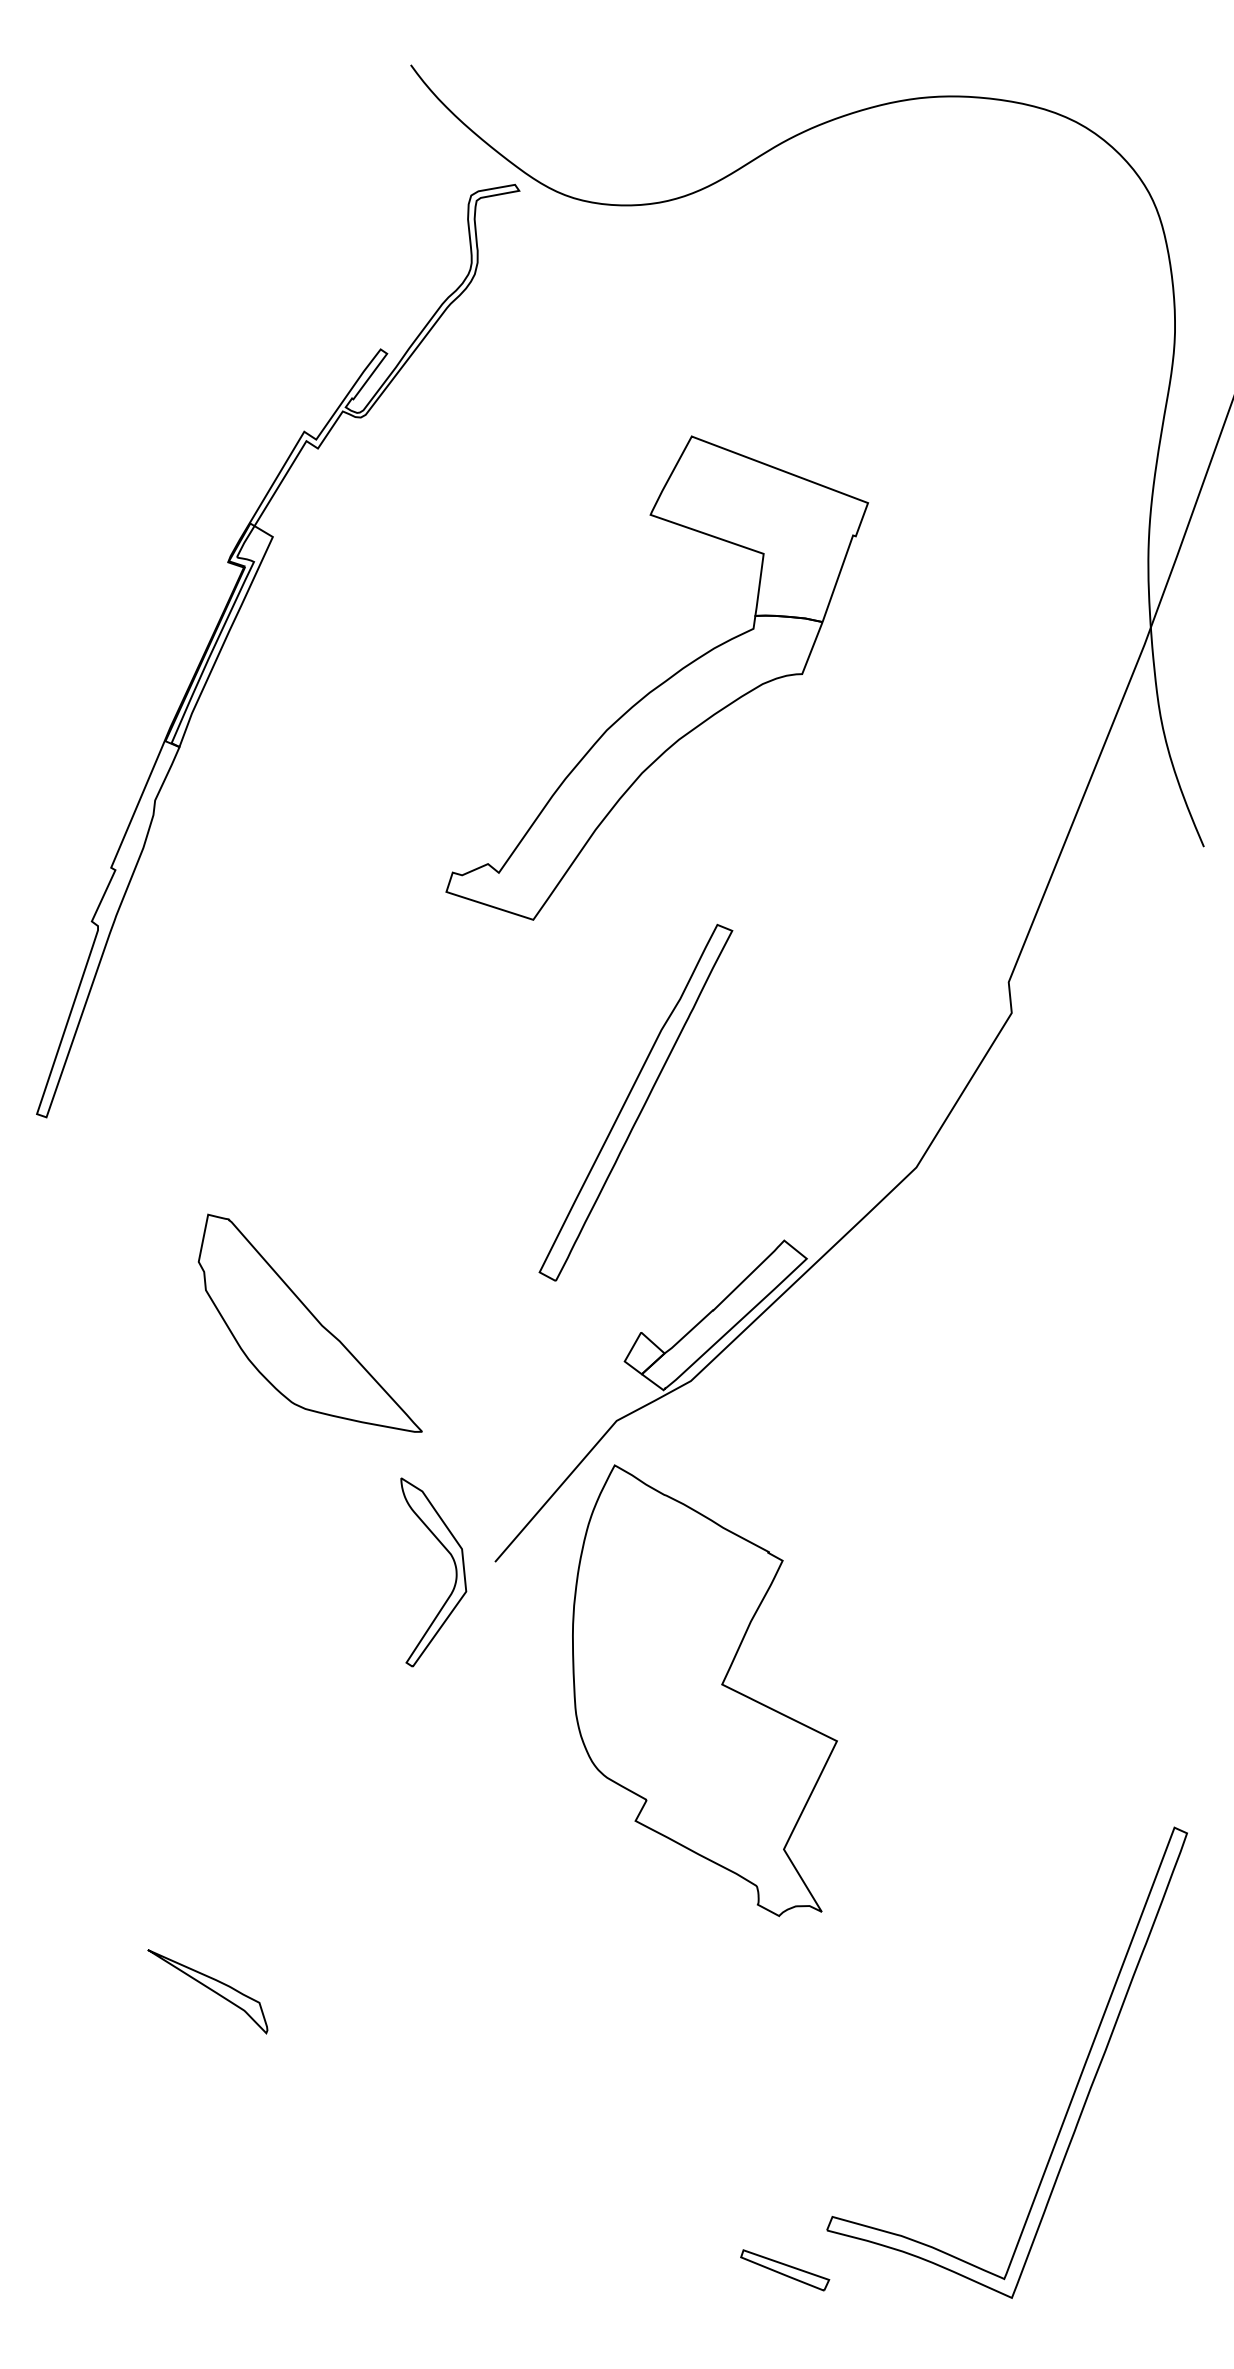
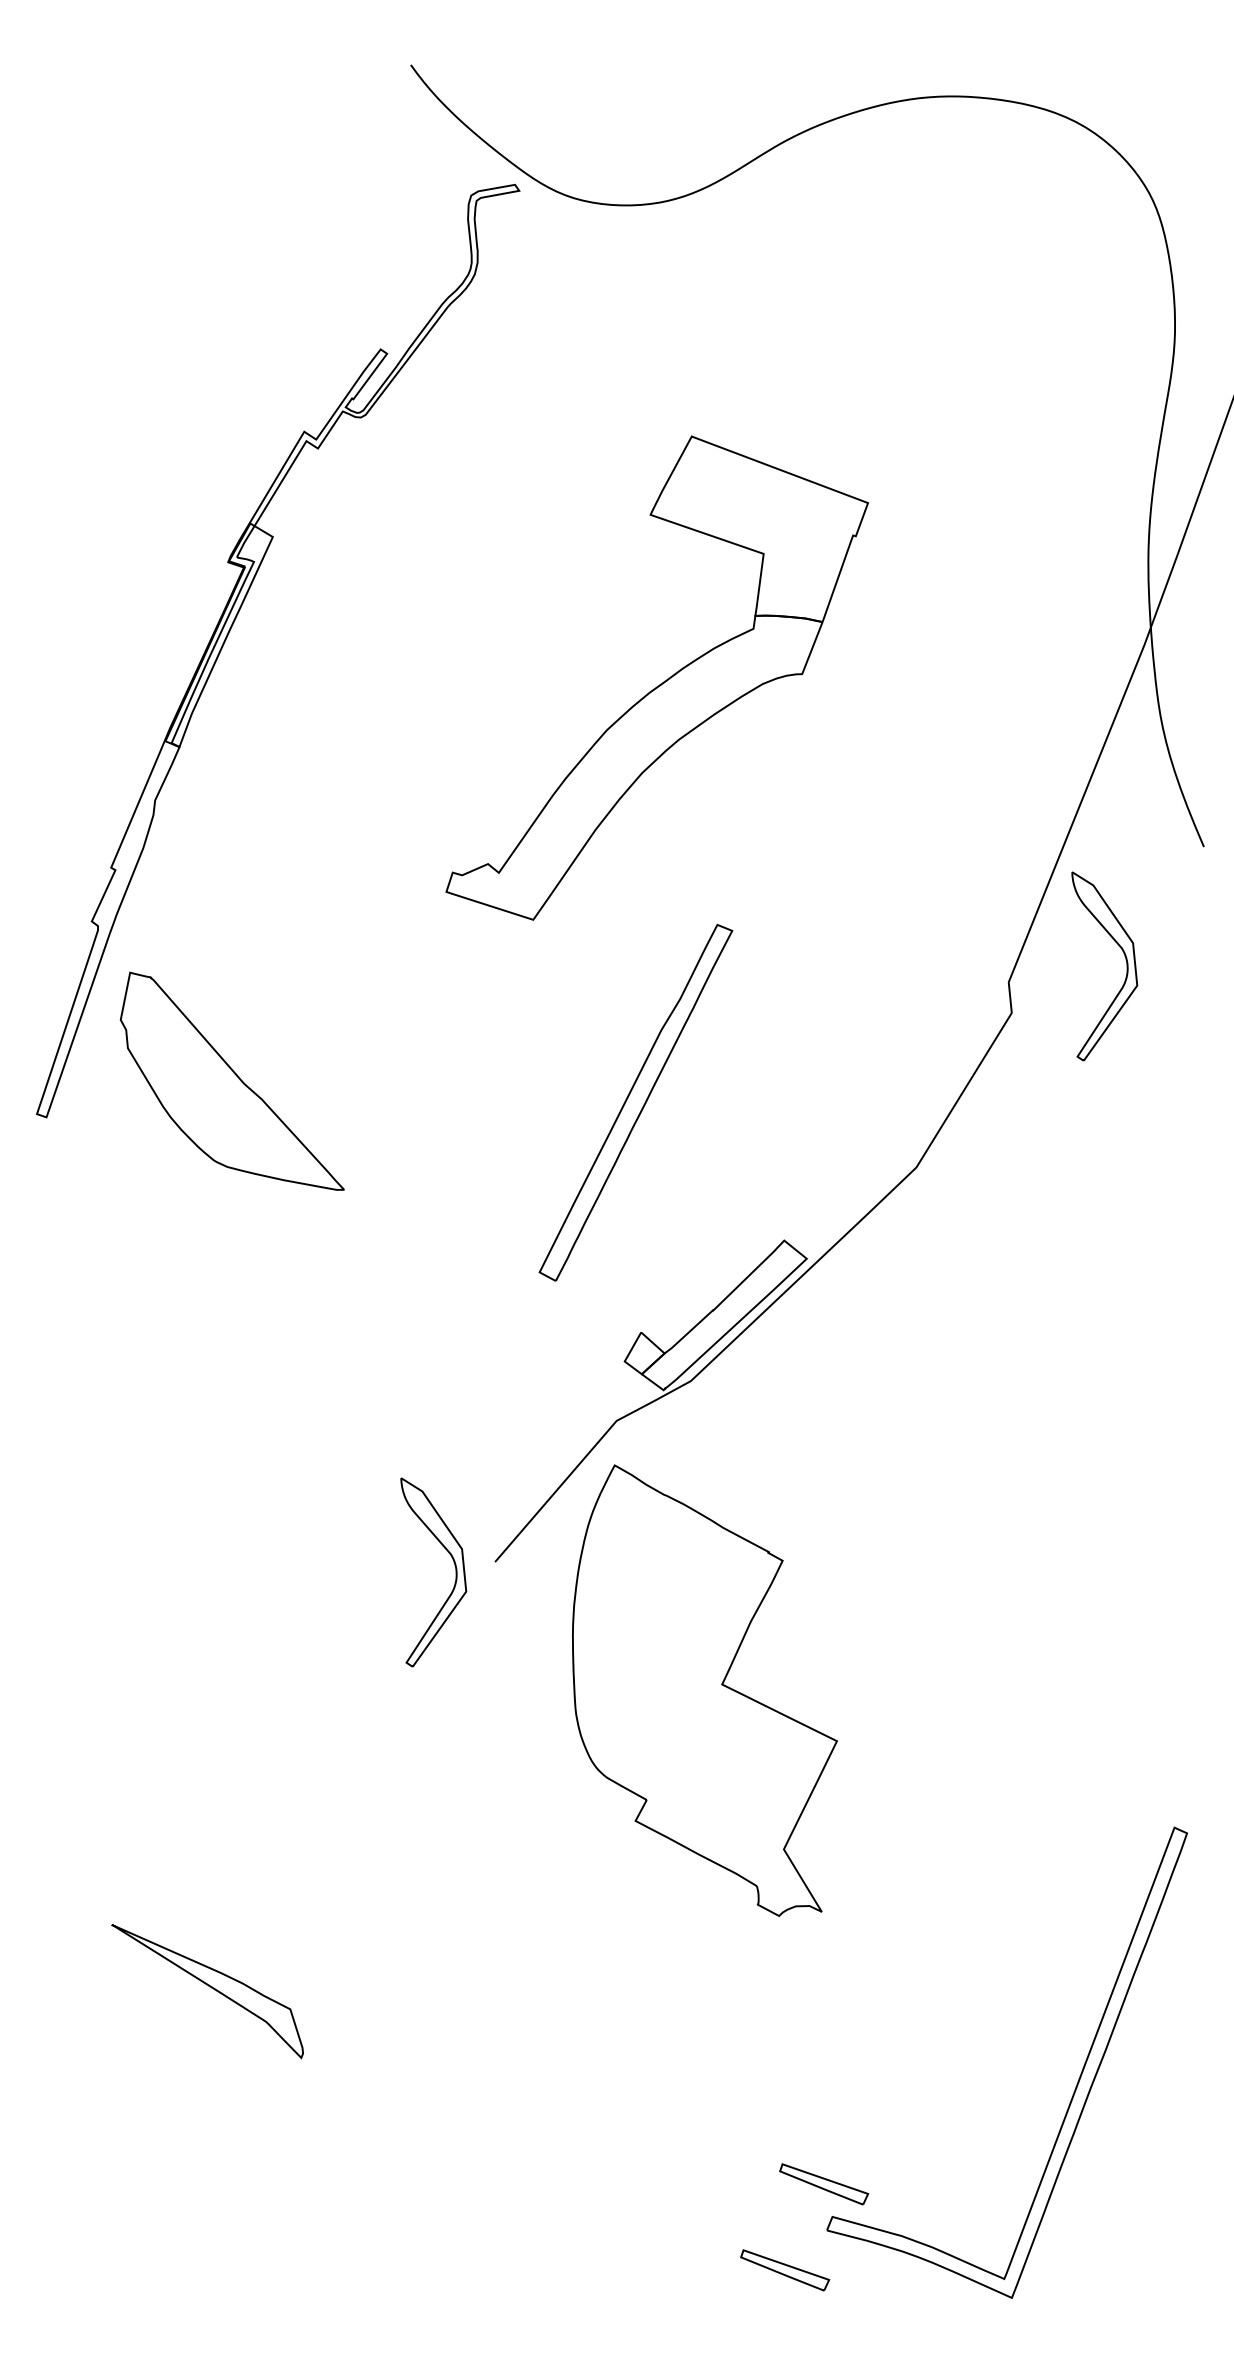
part: none -> present (1125, 960)
part position: (309, 1322) -> (231, 1080) (231, 1080)
part size: 122x86 px -> 193x136 px (207, 1991)
part: none -> present (824, 2184)
